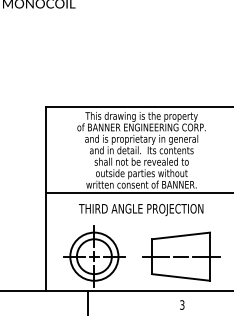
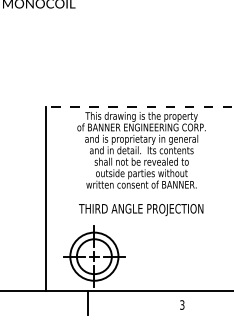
line: solid -> dashed (139, 107)
line: present -> none (138, 193)
part: present -> none (181, 256)
